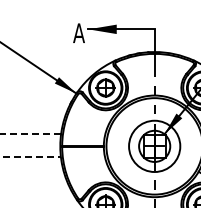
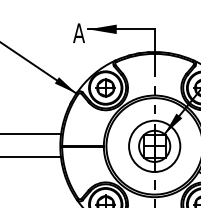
line: dashed -> solid (30, 134)
line: dashed -> solid (30, 156)
